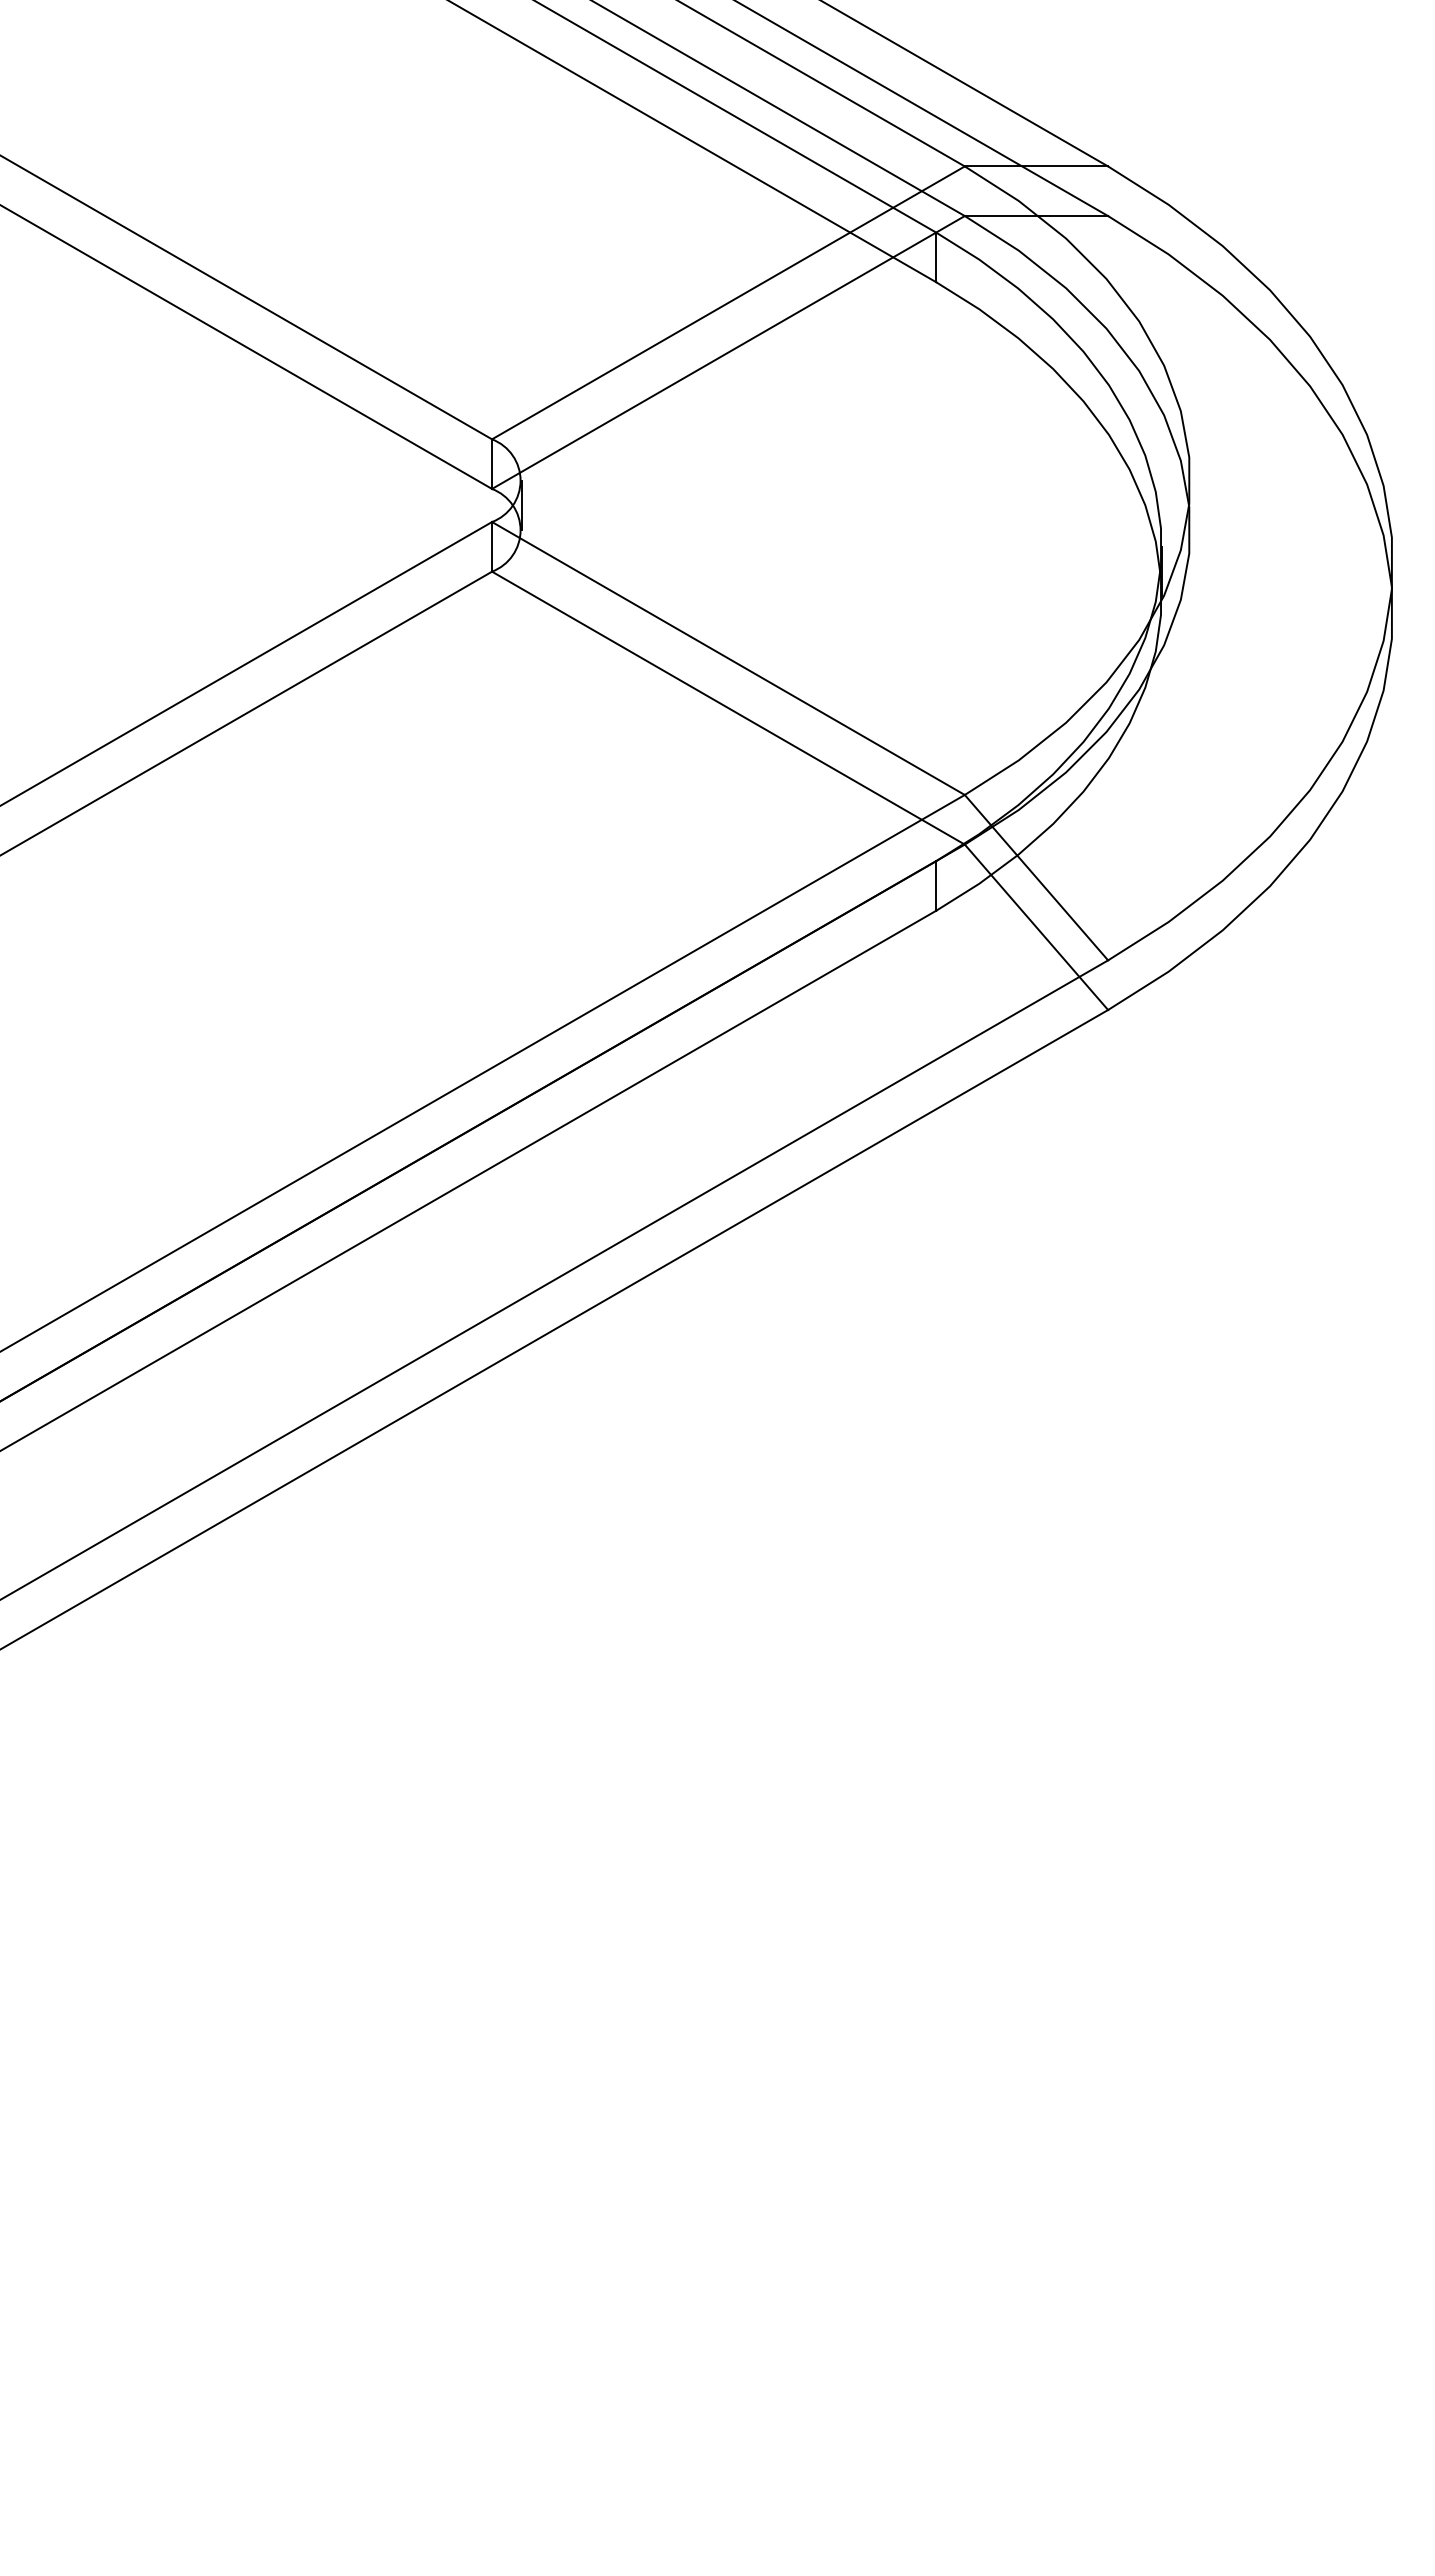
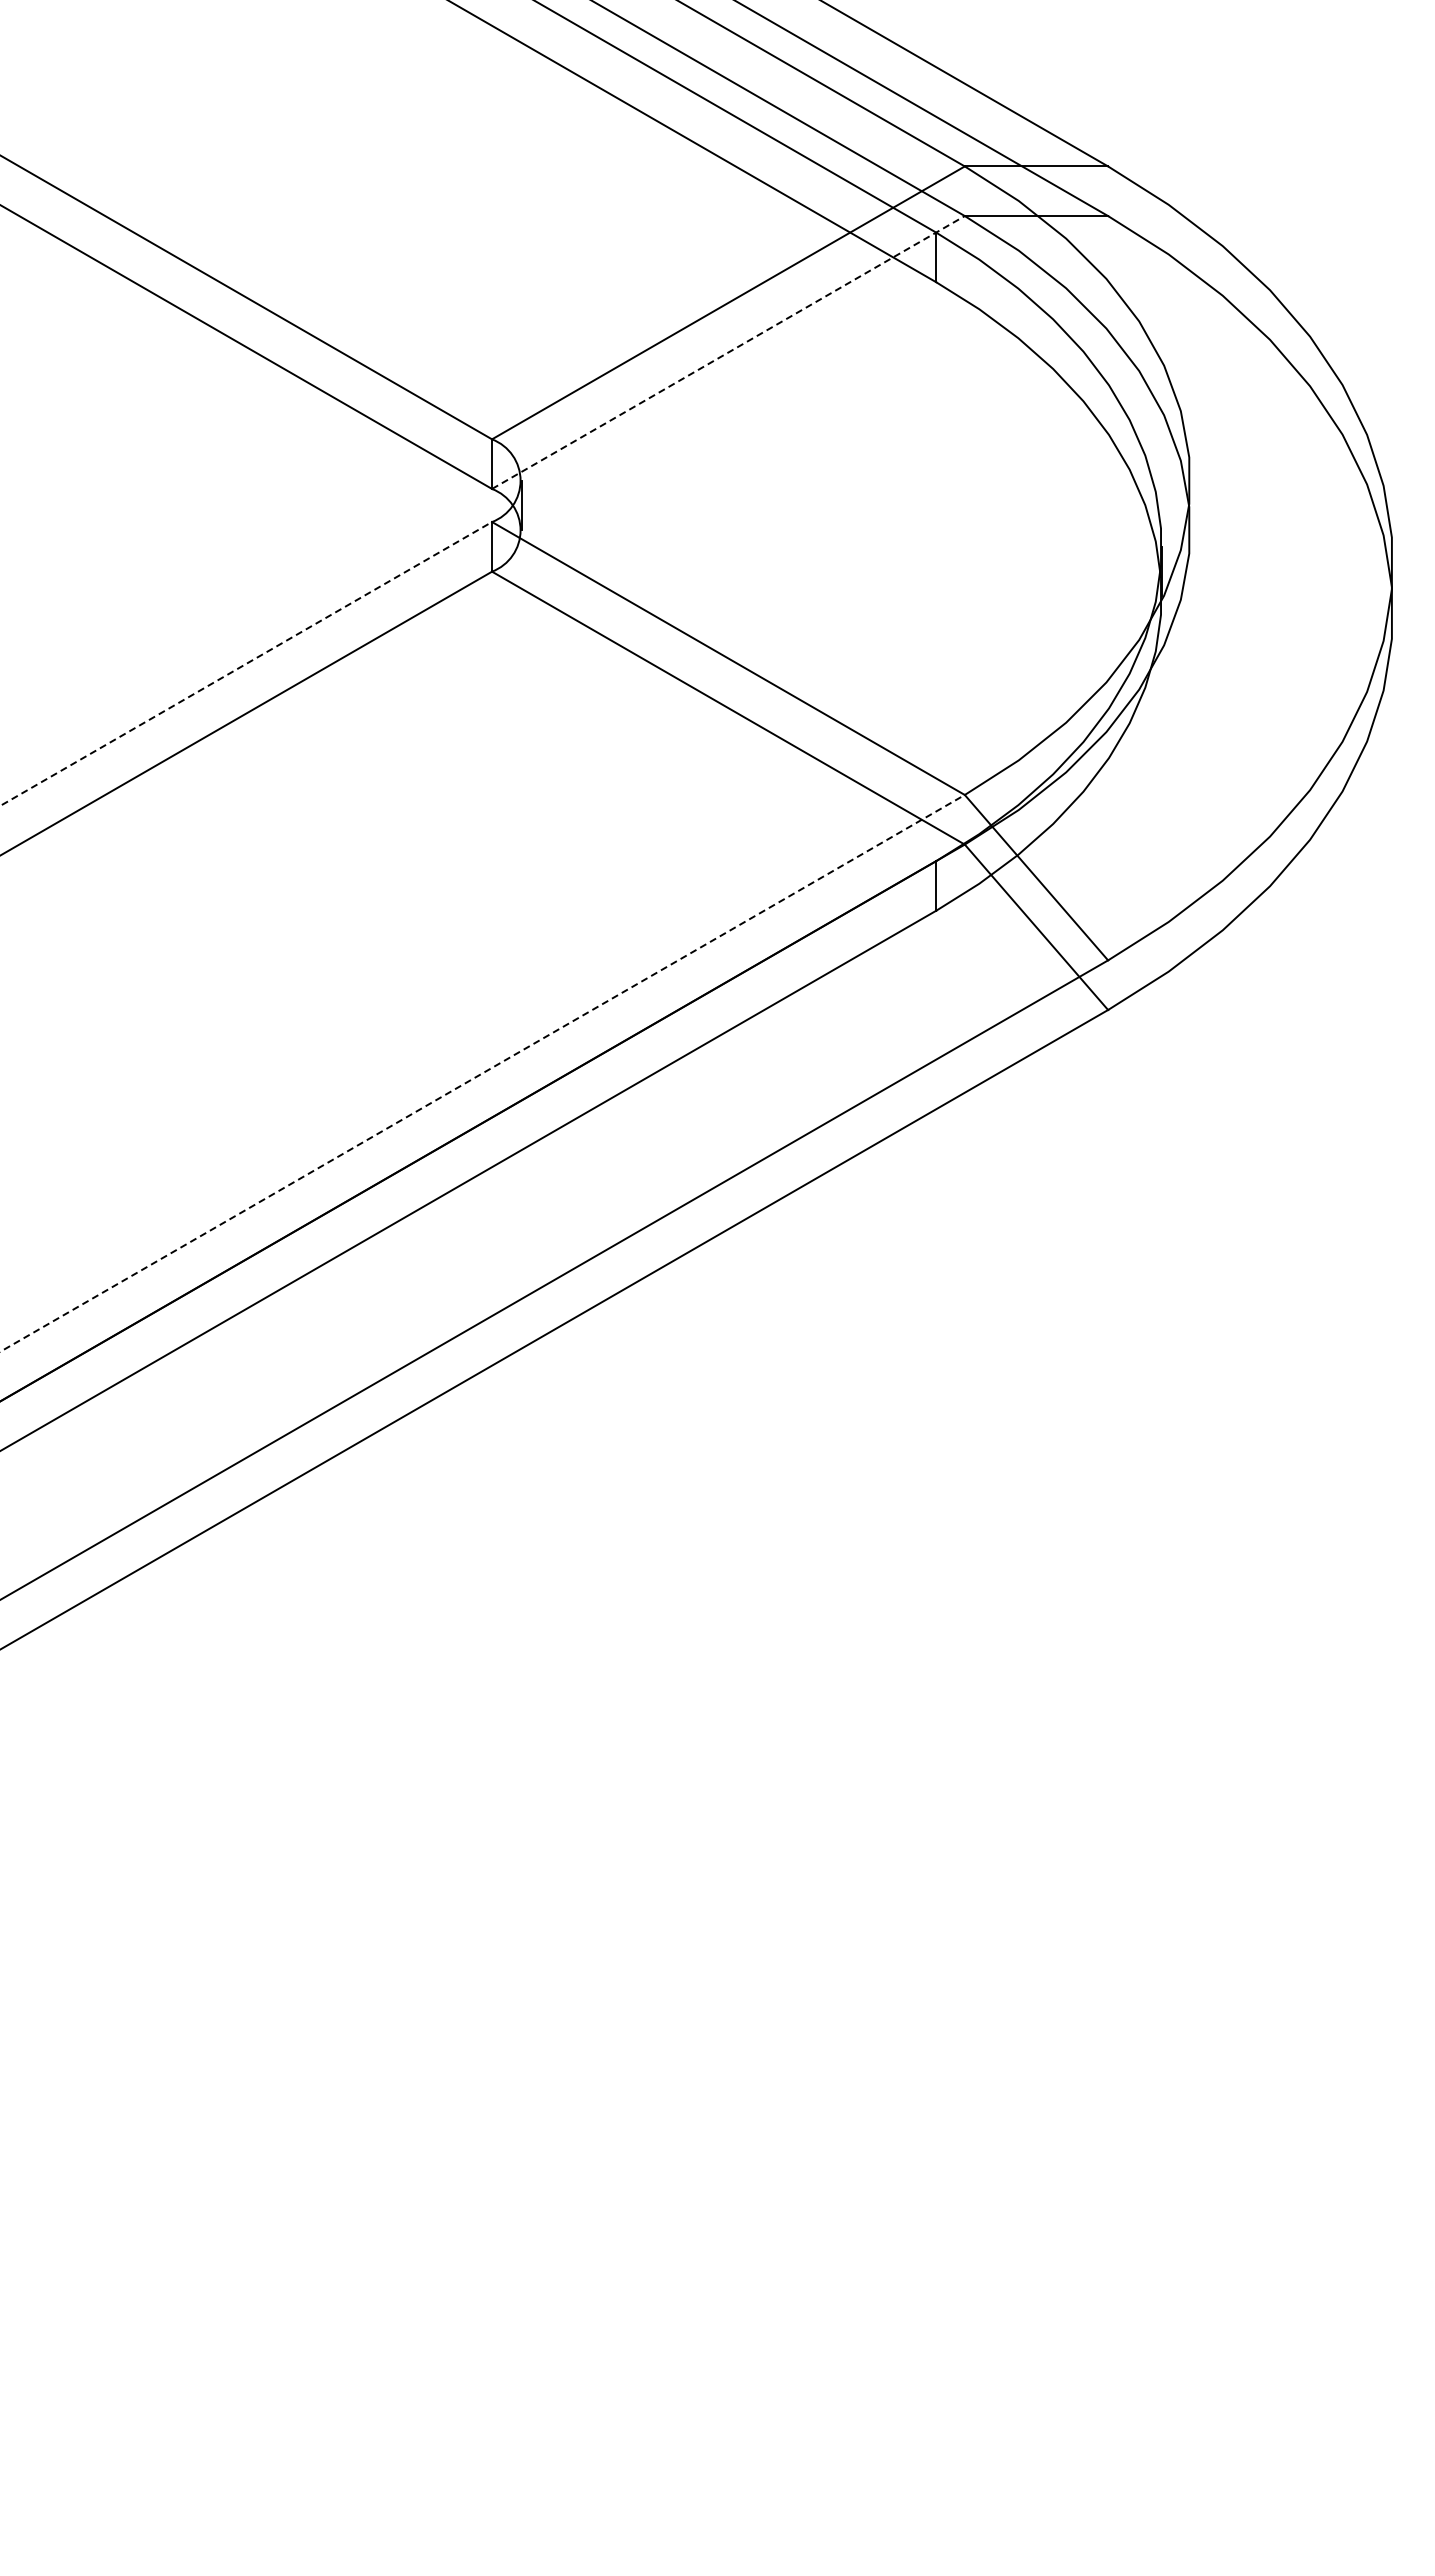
line: solid -> dashed (728, 352)
line: solid -> dashed (246, 664)
line: solid -> dashed (482, 1073)
